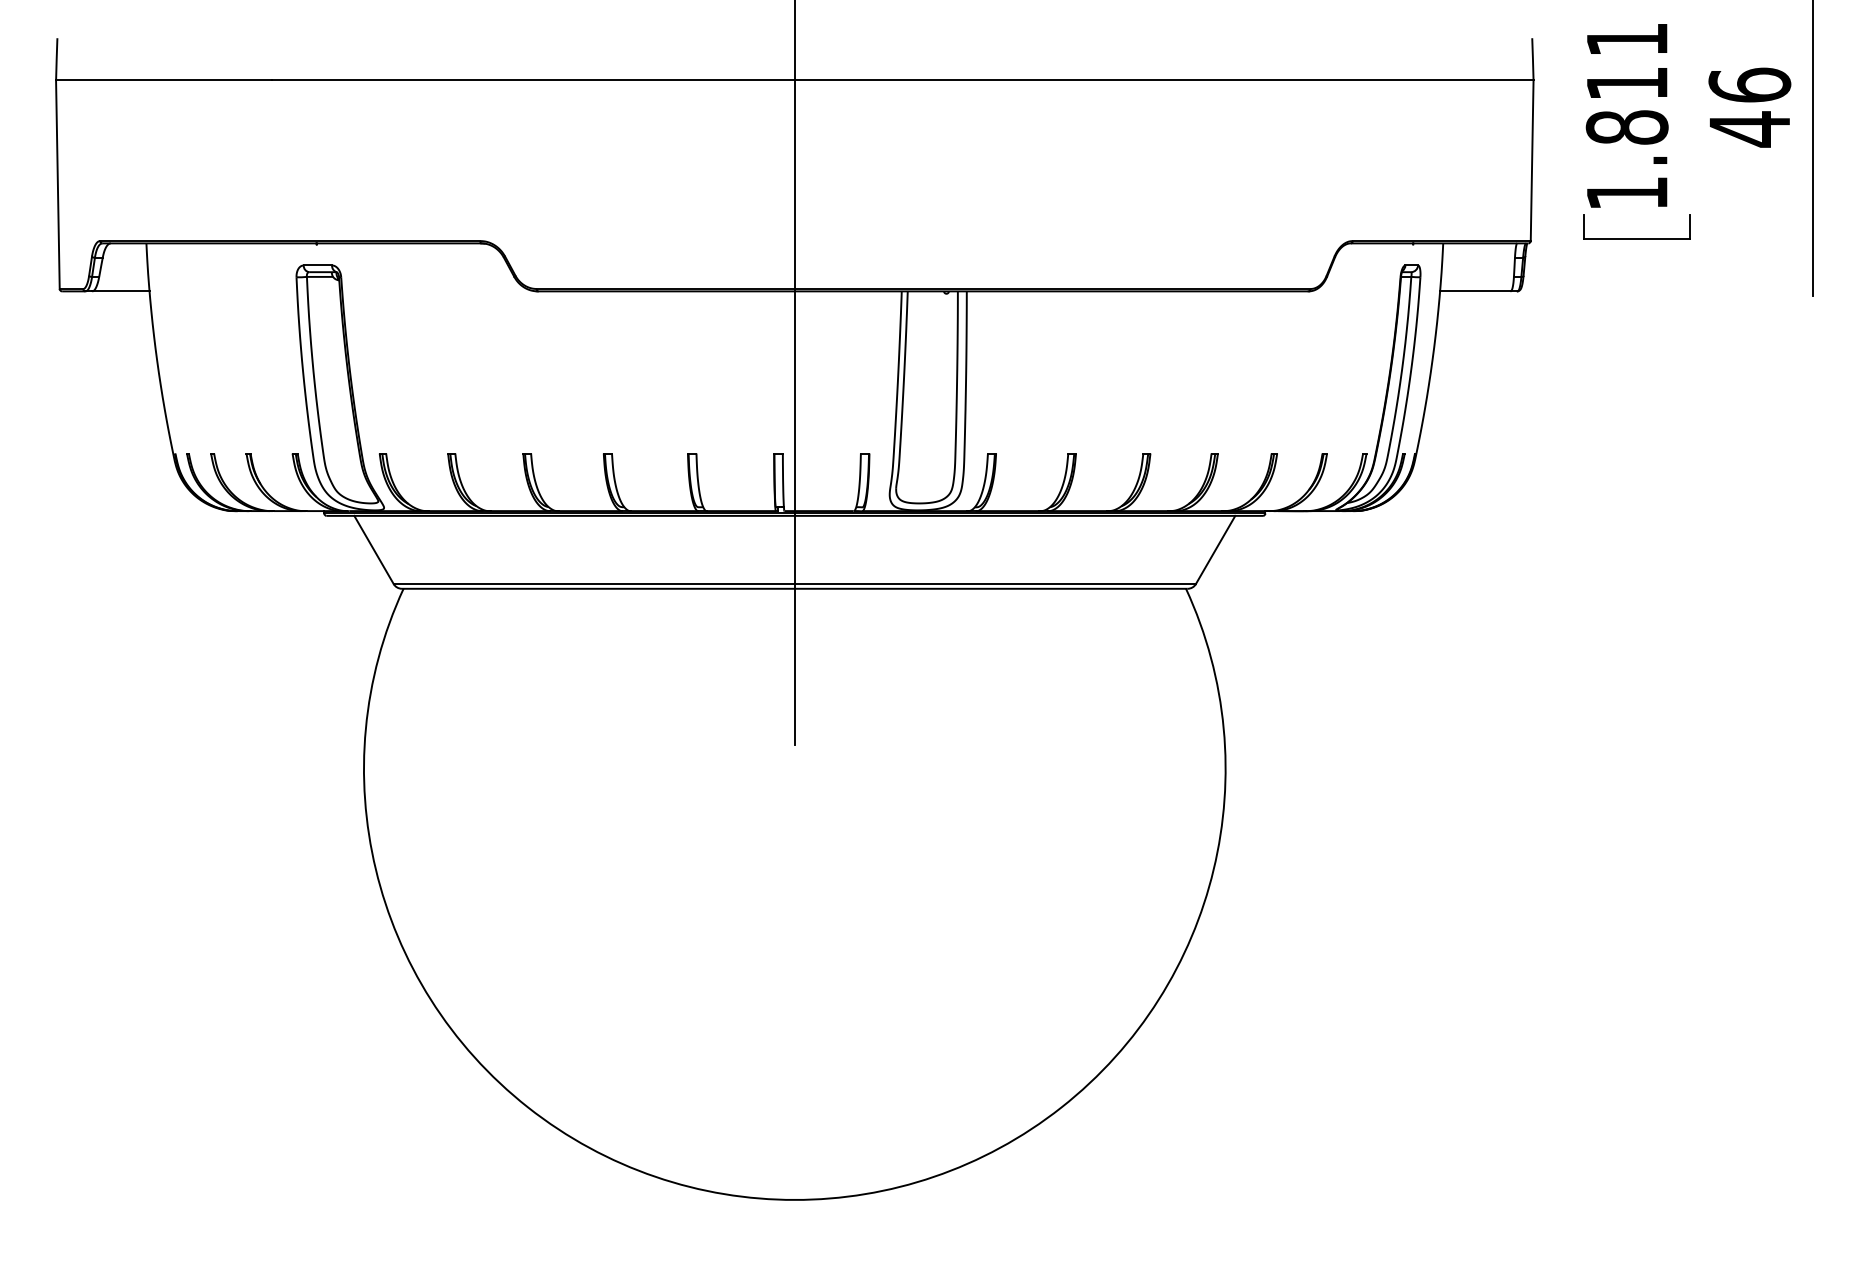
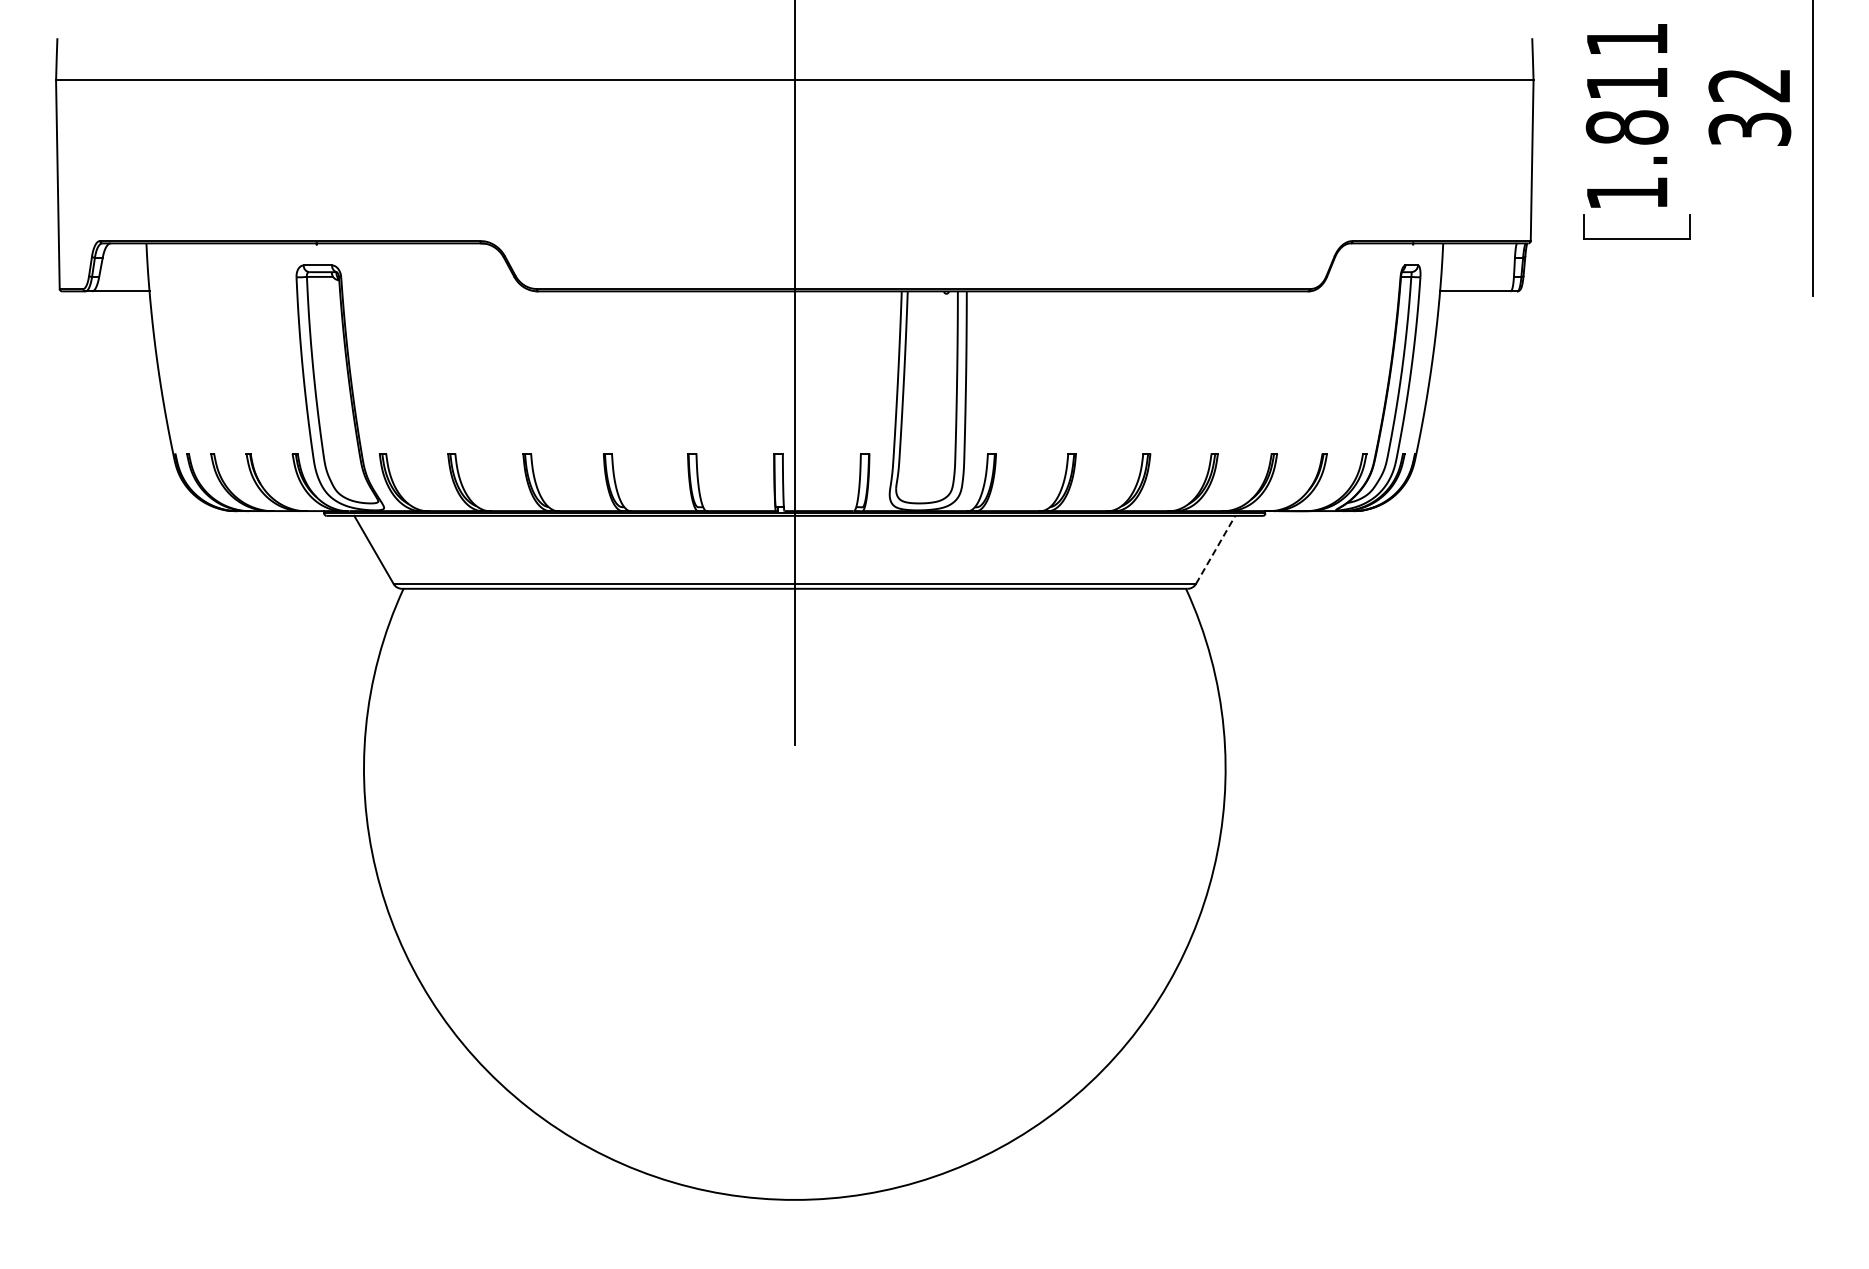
text: 46 -> 32 (1749, 107)
line: solid -> dashed (1215, 549)
